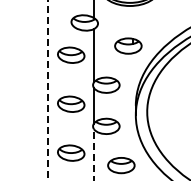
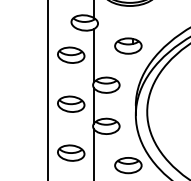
line: dashed -> solid (48, 90)
line: dashed -> solid (94, 154)
part position: (121, 165) -> (128, 165) (128, 165)
